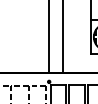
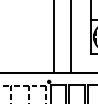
line position: (49, 37) -> (54, 37) (54, 37)
line position: (63, 37) -> (71, 37) (71, 37)
